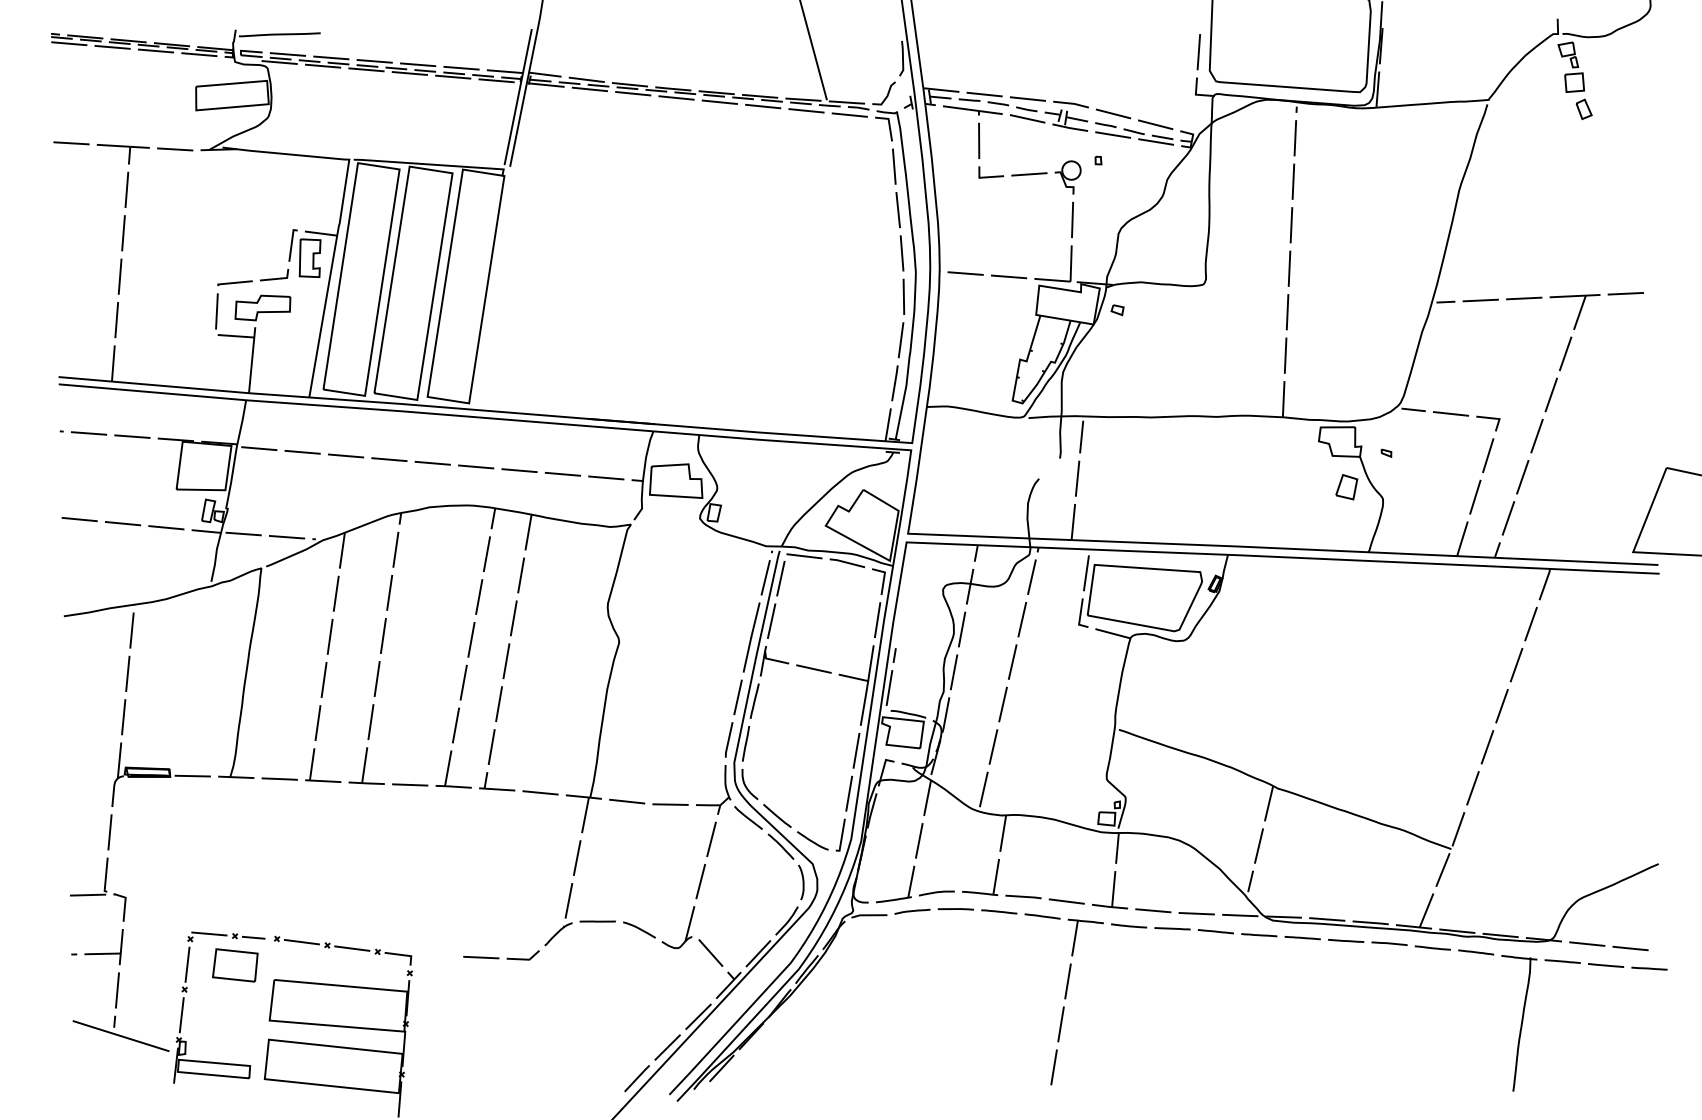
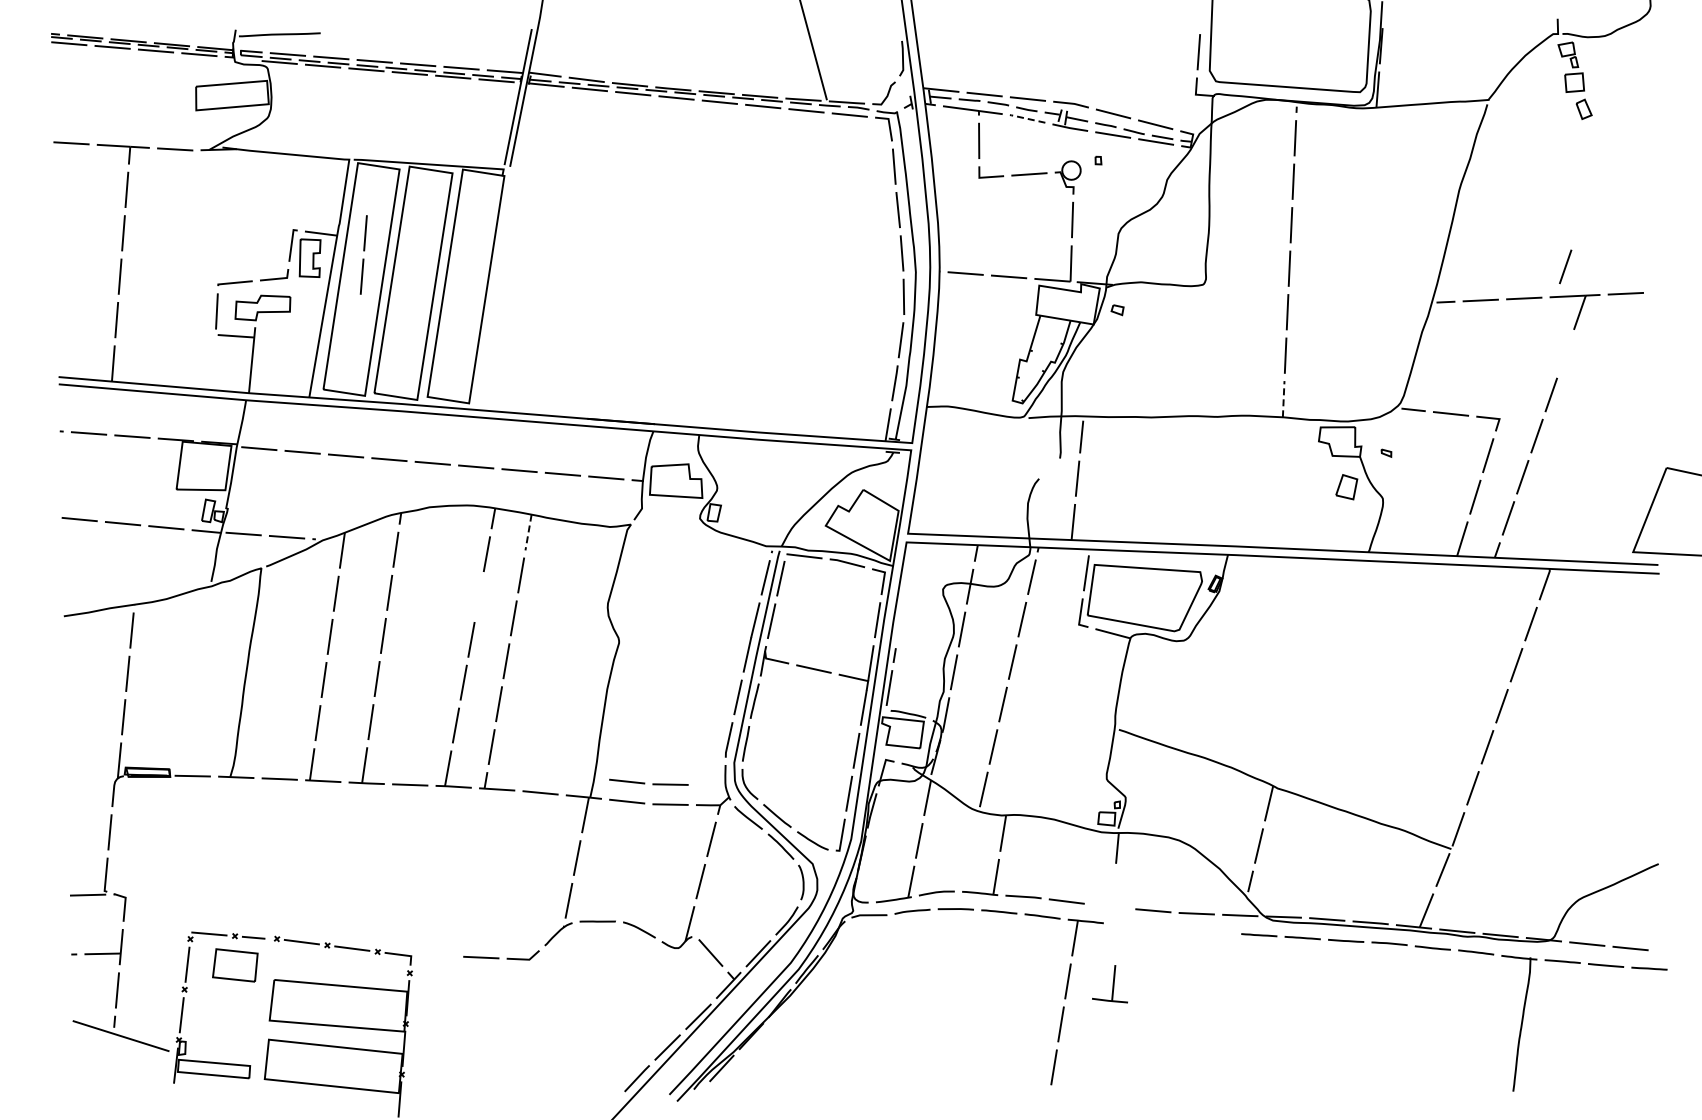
line: solid -> dashed (1026, 118)
line: none -> present (363, 251)
line position: (1565, 353) -> (1565, 266) (1565, 266)
line: solid -> dashed (1283, 398)
line: solid -> dashed (528, 533)
line: present -> none (479, 596)
part: none -> present (648, 781)
part position: (1109, 890) -> (1109, 984) (1109, 984)
part: present -> none (1172, 928)
